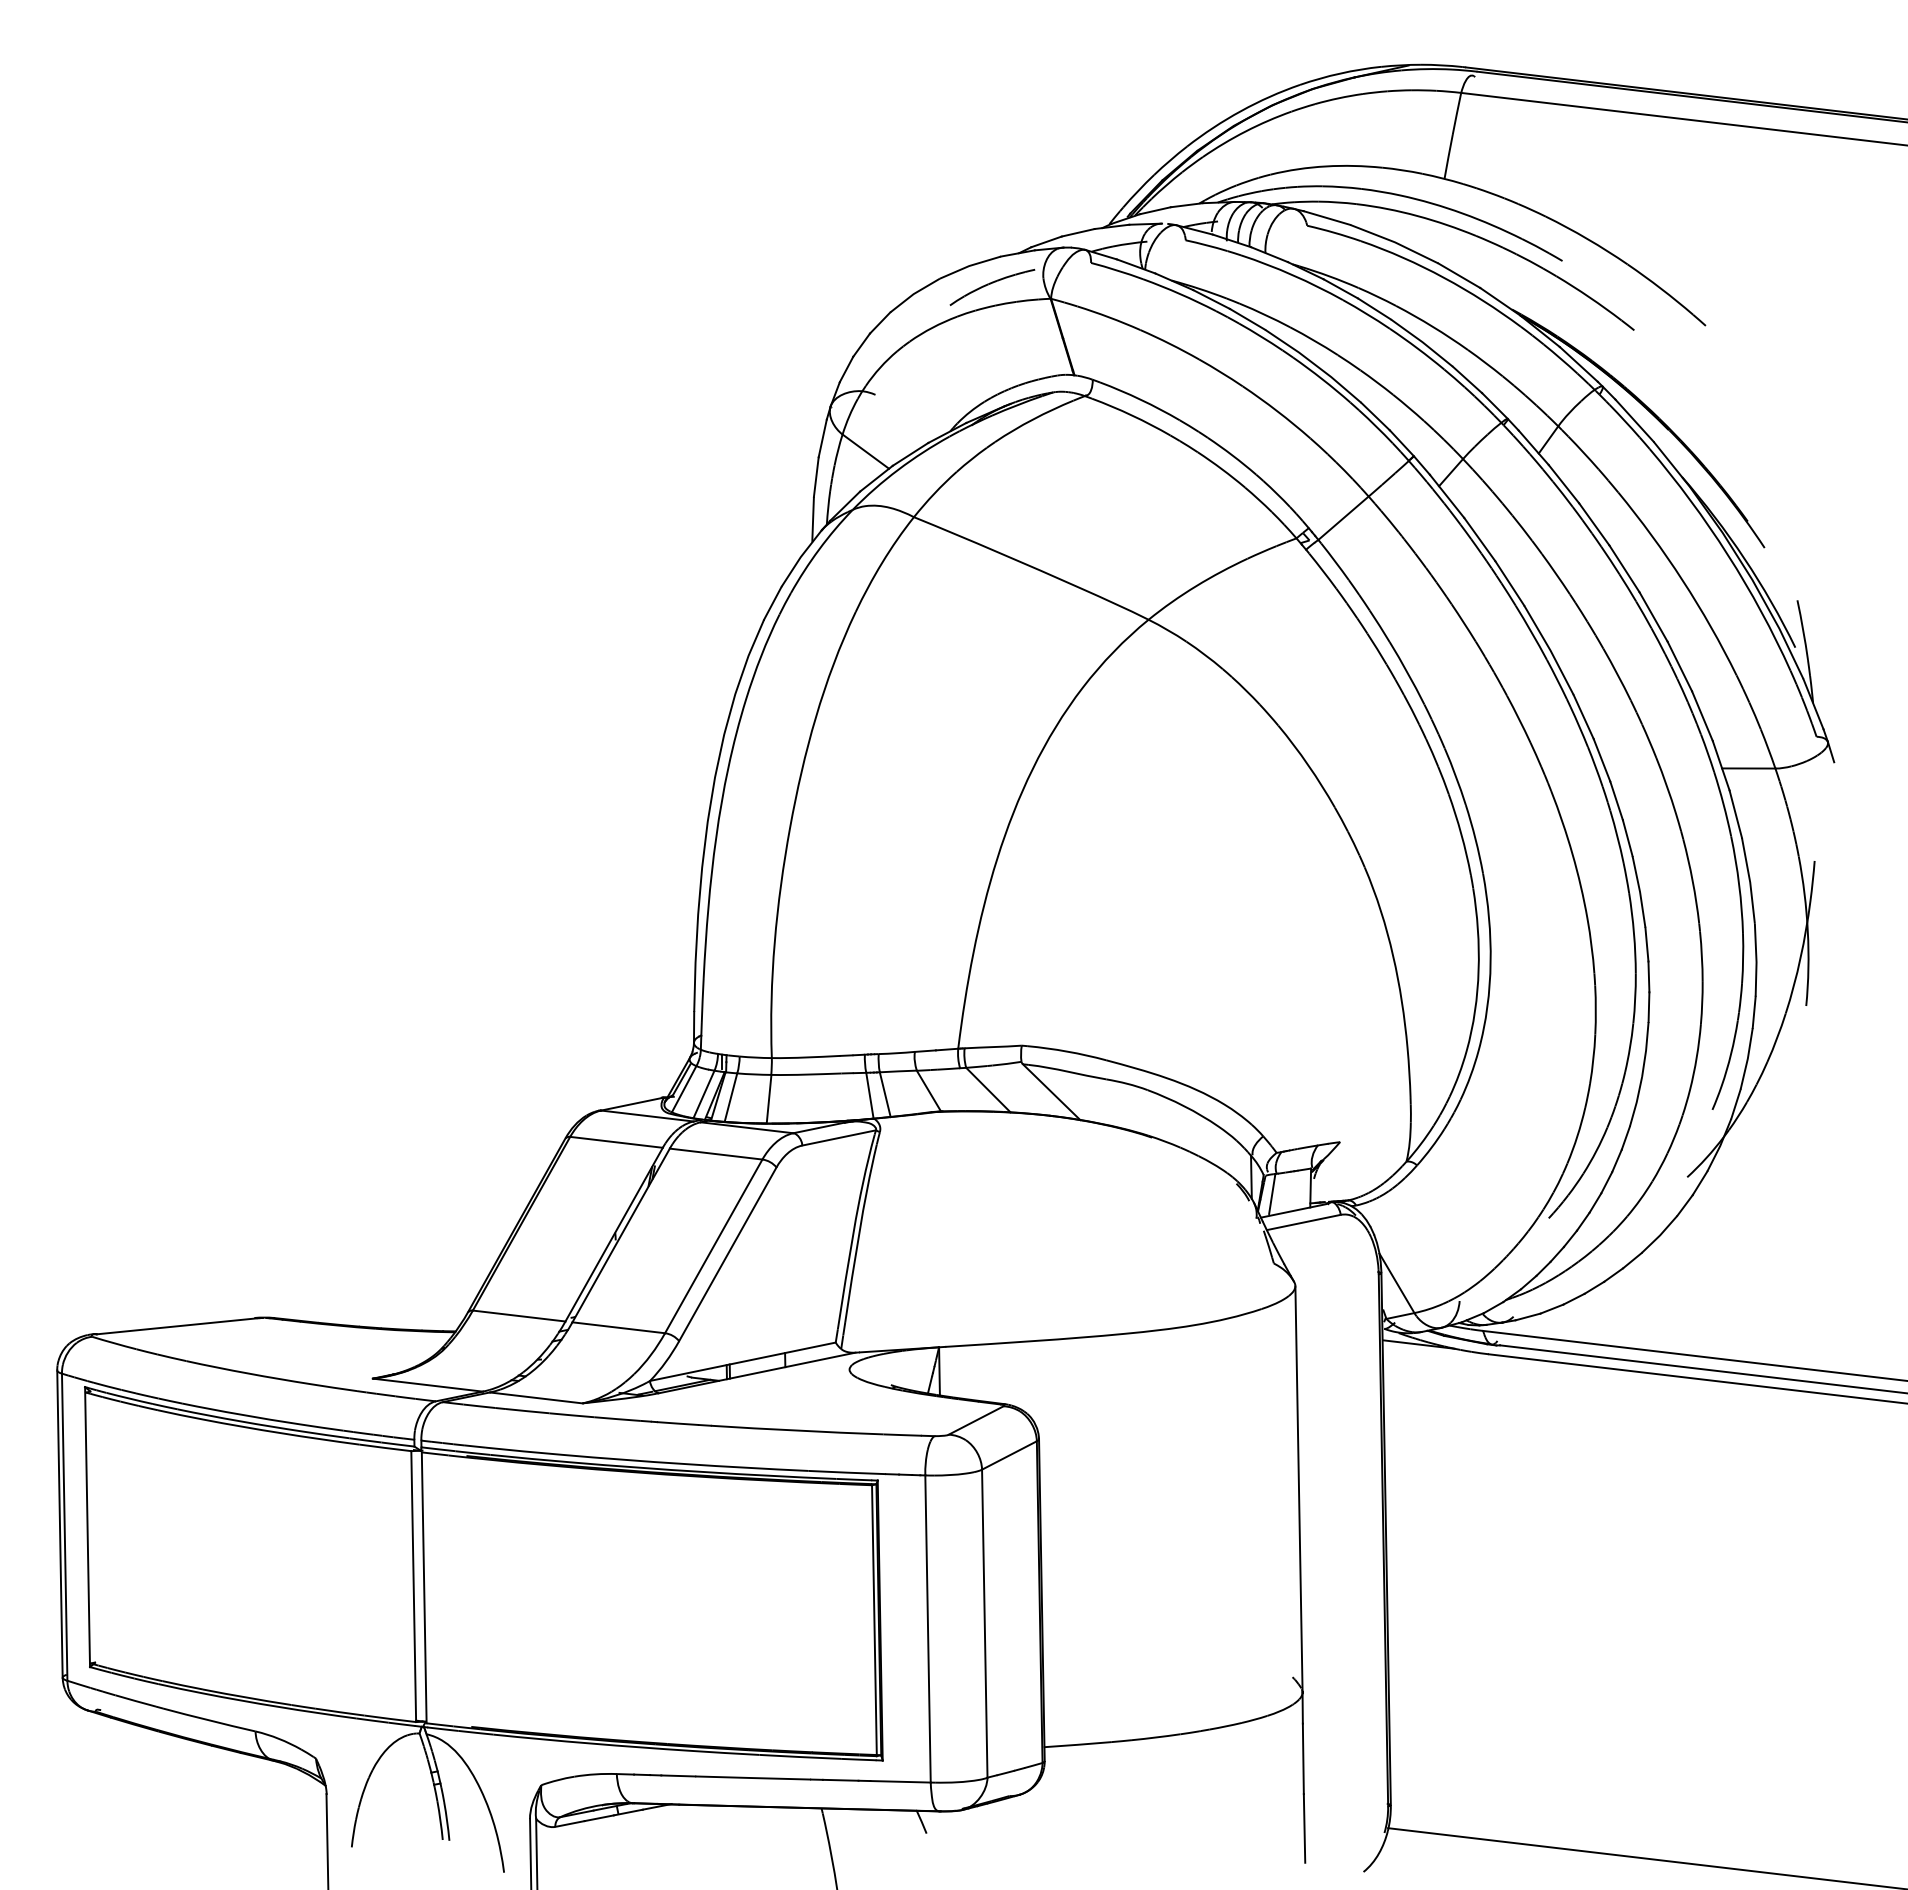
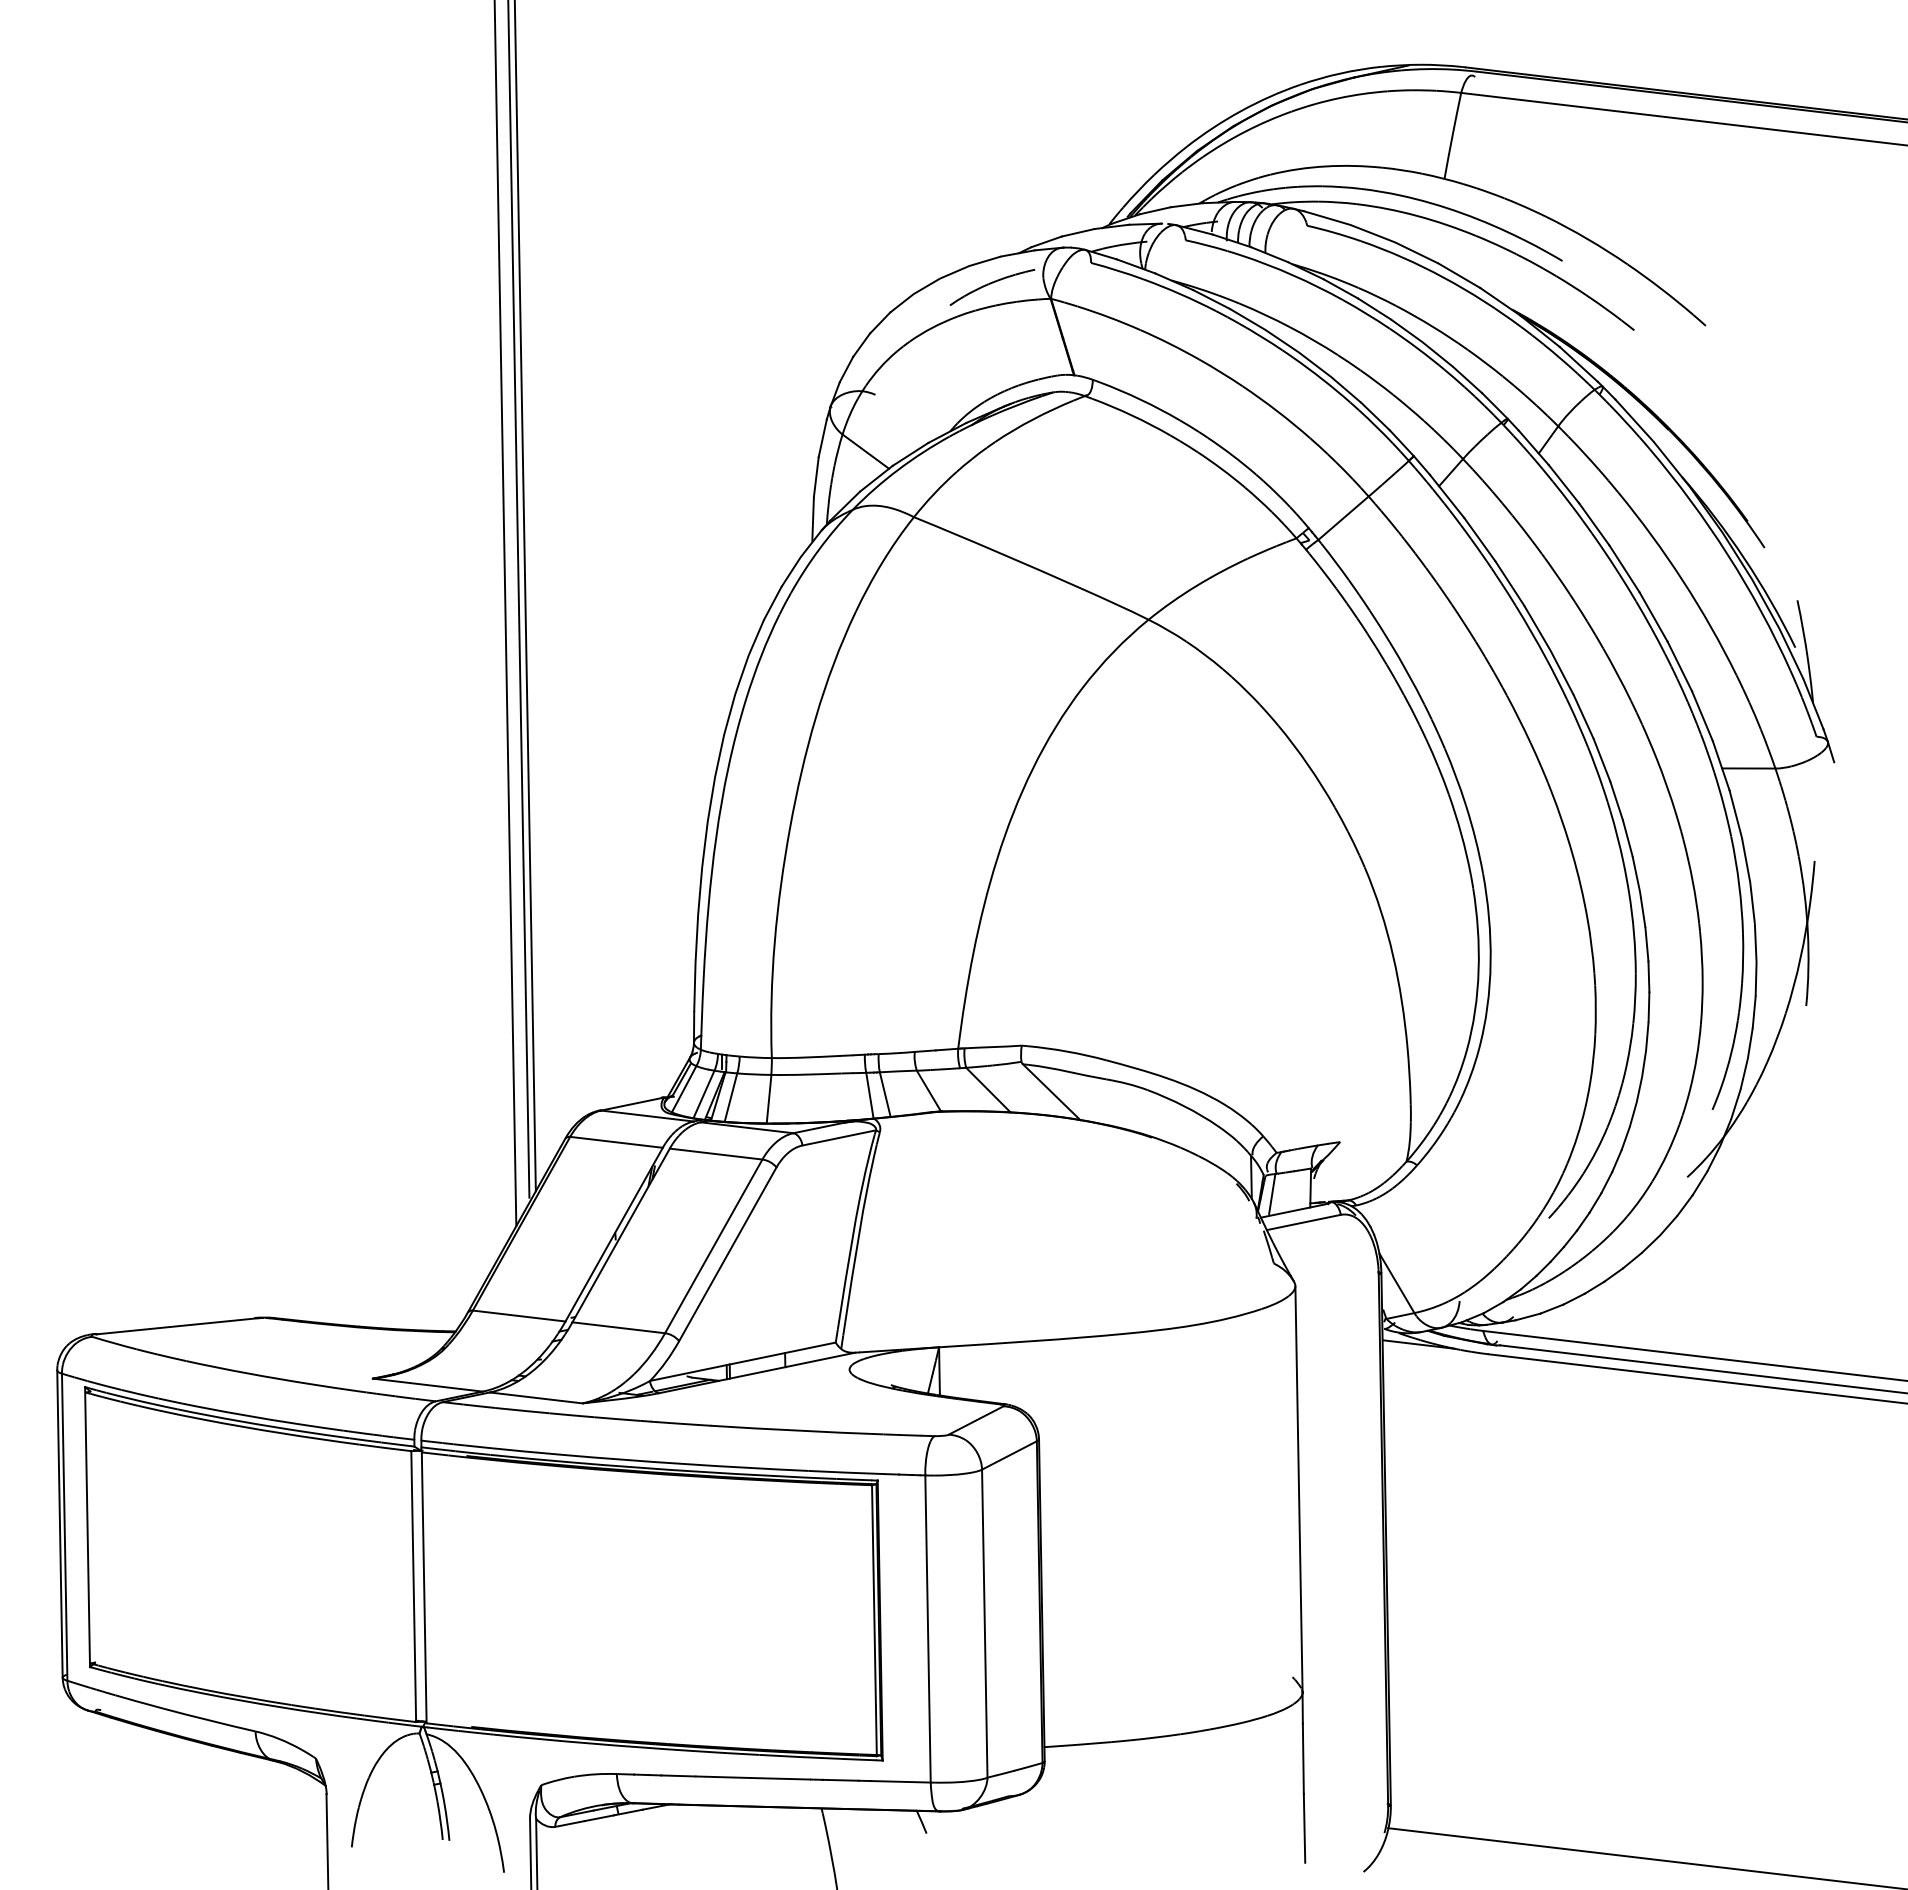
line: none -> present (524, 596)
line: none -> present (518, 599)
line: none -> present (505, 614)
